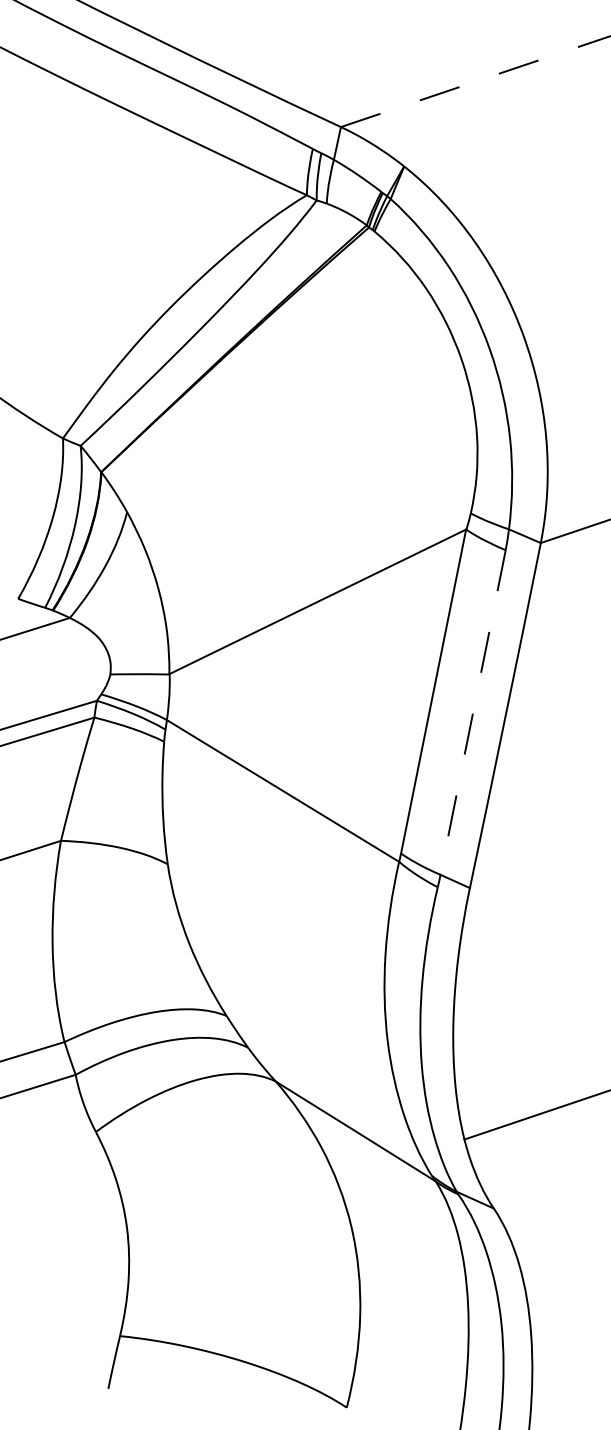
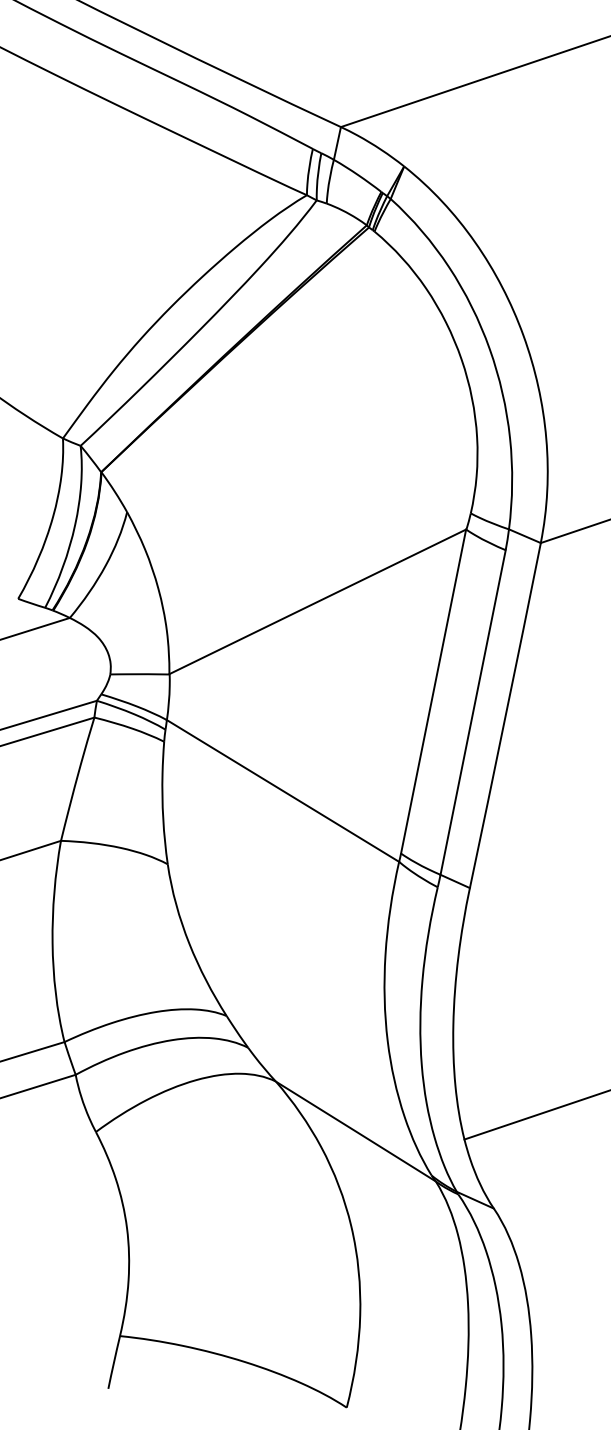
line: dashed -> solid (476, 81)
line: dashed -> solid (473, 712)
